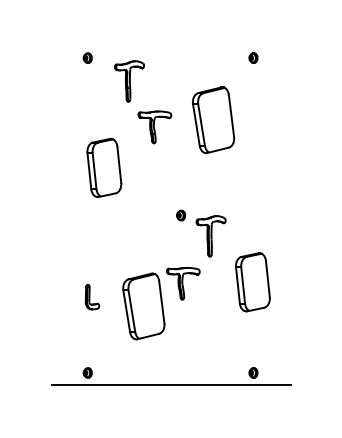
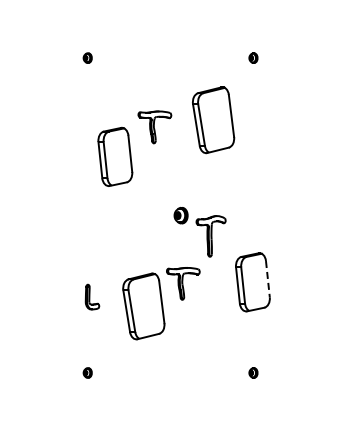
part: present -> none (129, 81)
part position: (104, 167) -> (115, 156) (115, 156)
part size: 10x13 px -> 16x18 px (180, 215)
line: solid -> dashed (267, 279)
line: present -> none (170, 385)
